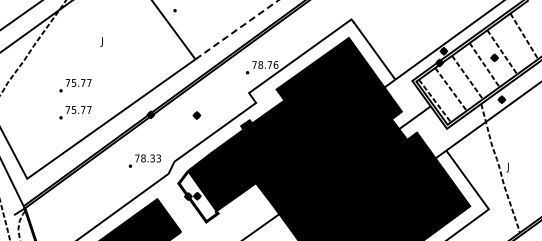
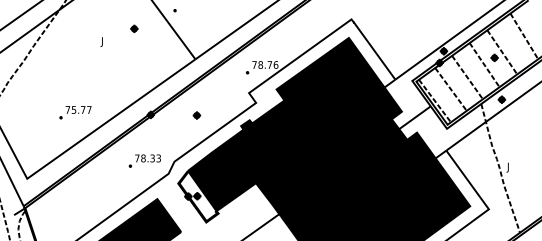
part: none -> present (134, 28)
line: dashed -> solid (236, 29)
part: present -> none (75, 85)
